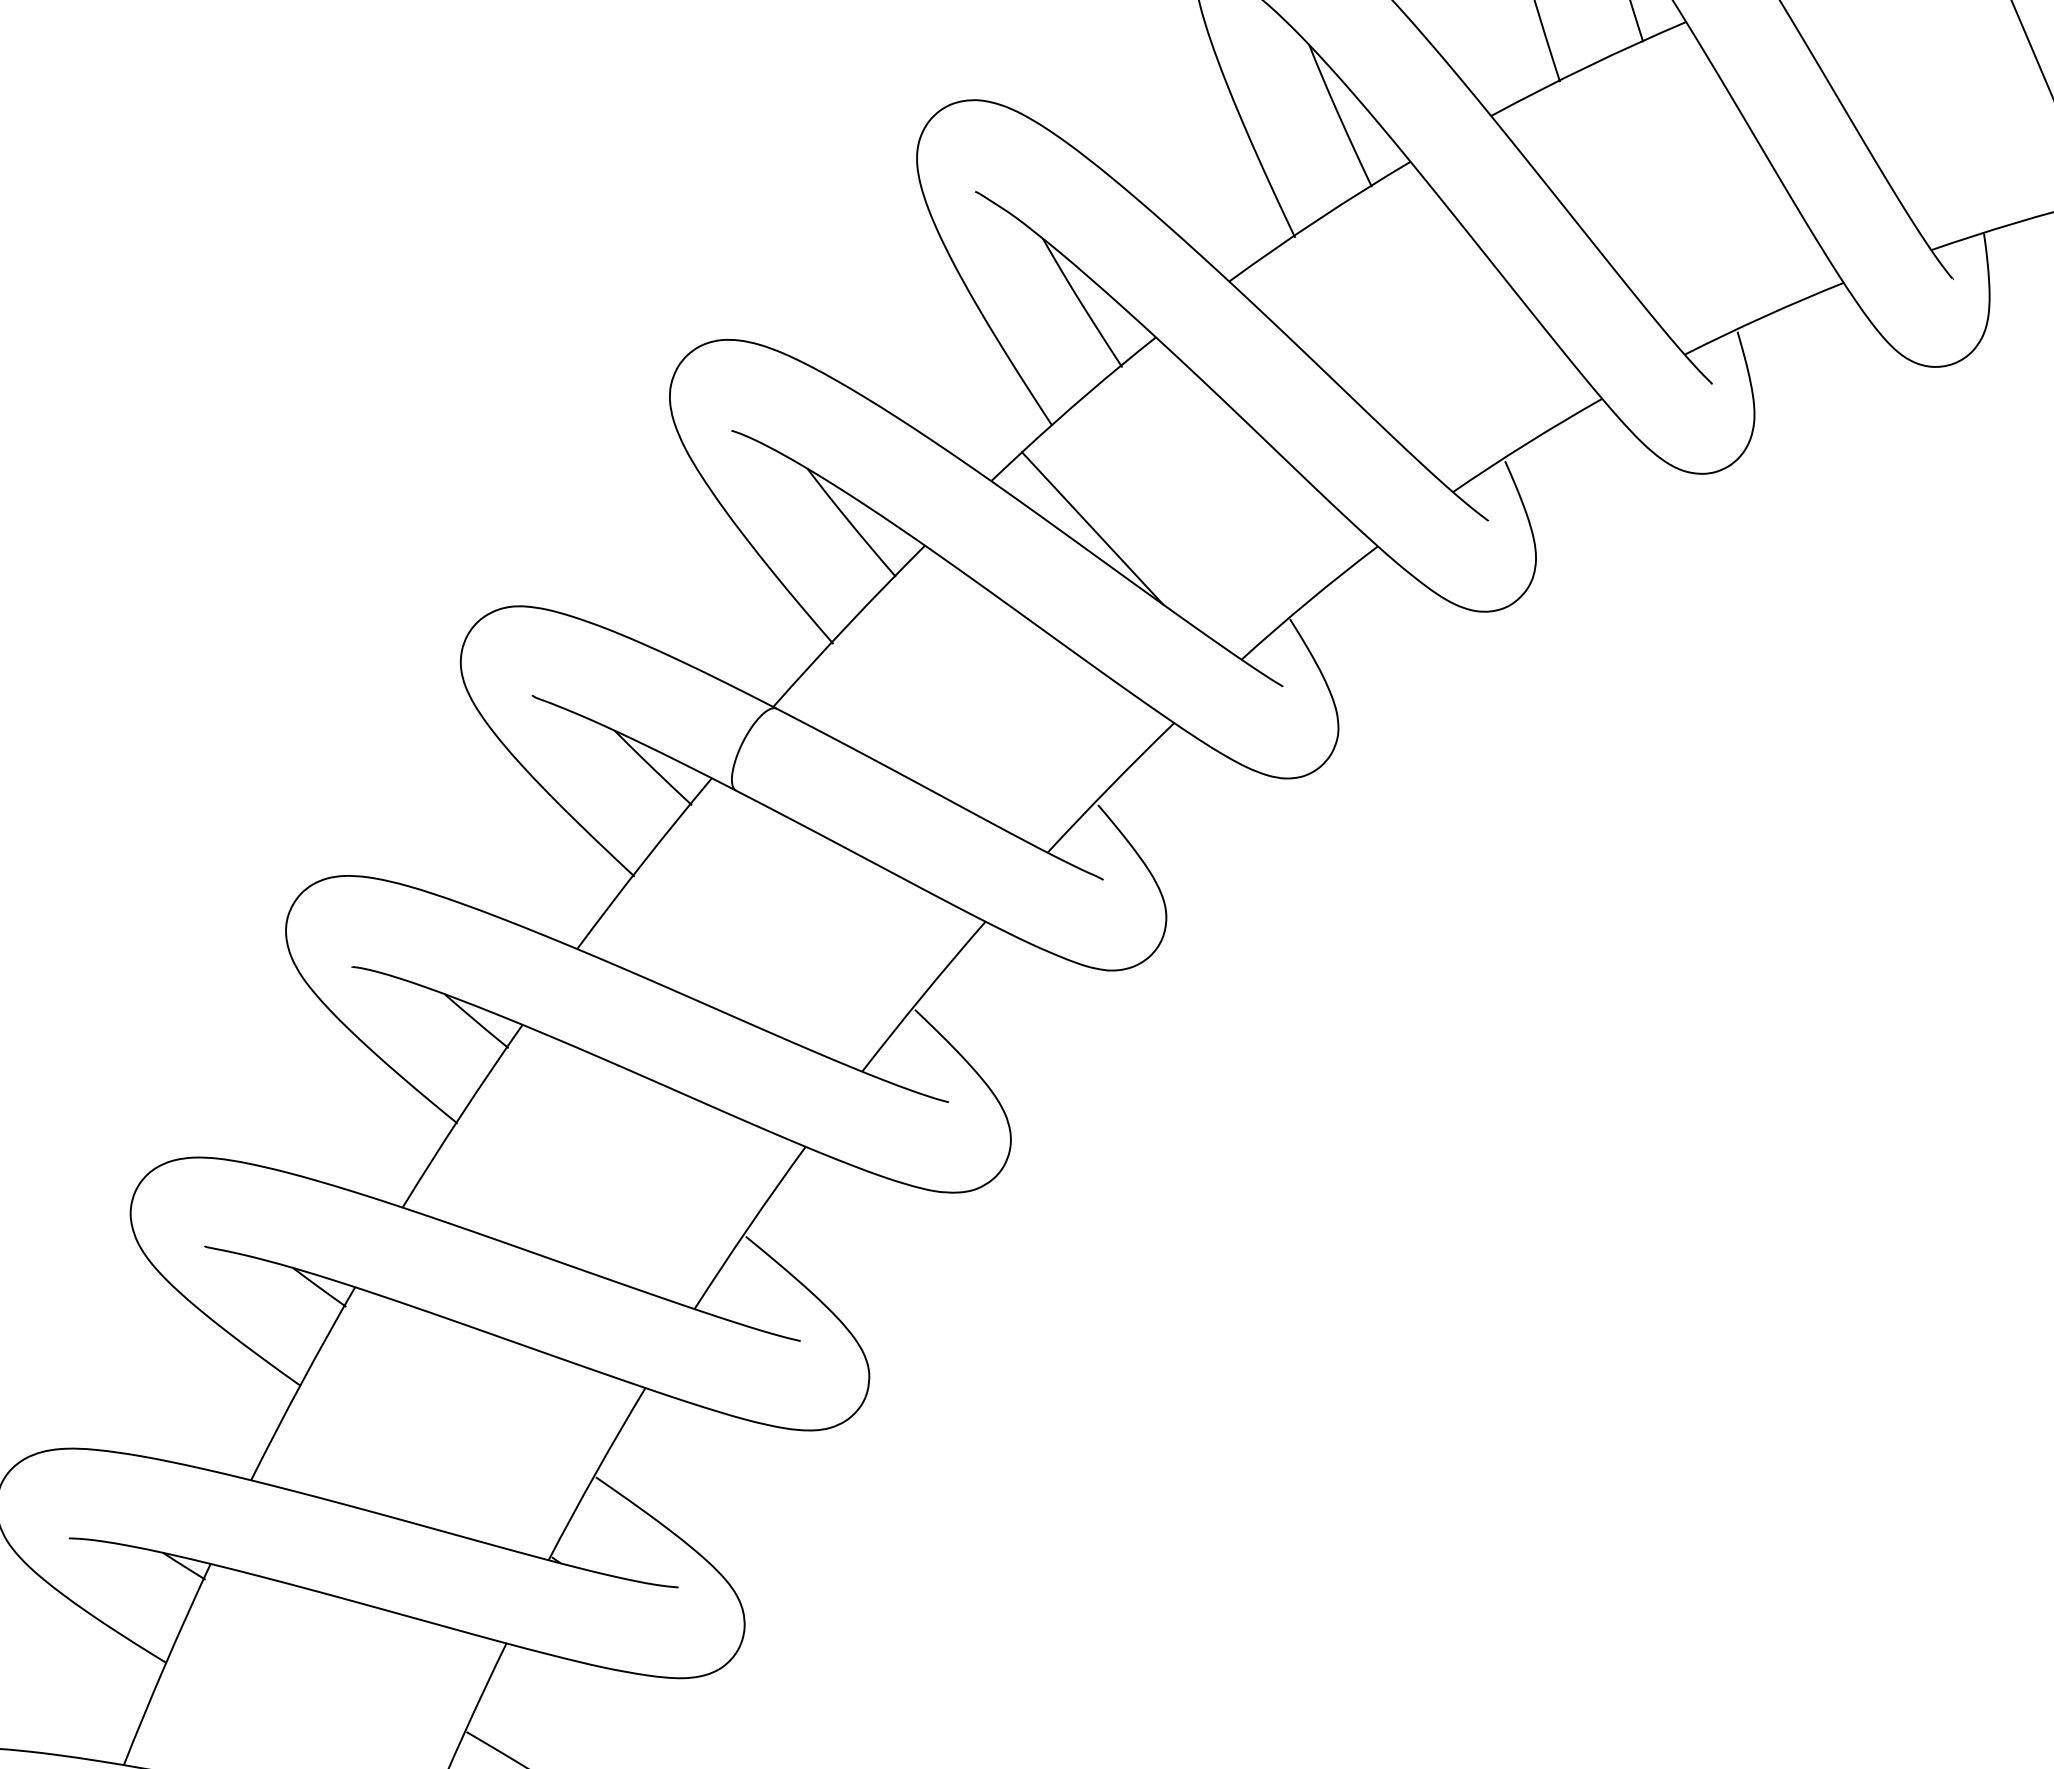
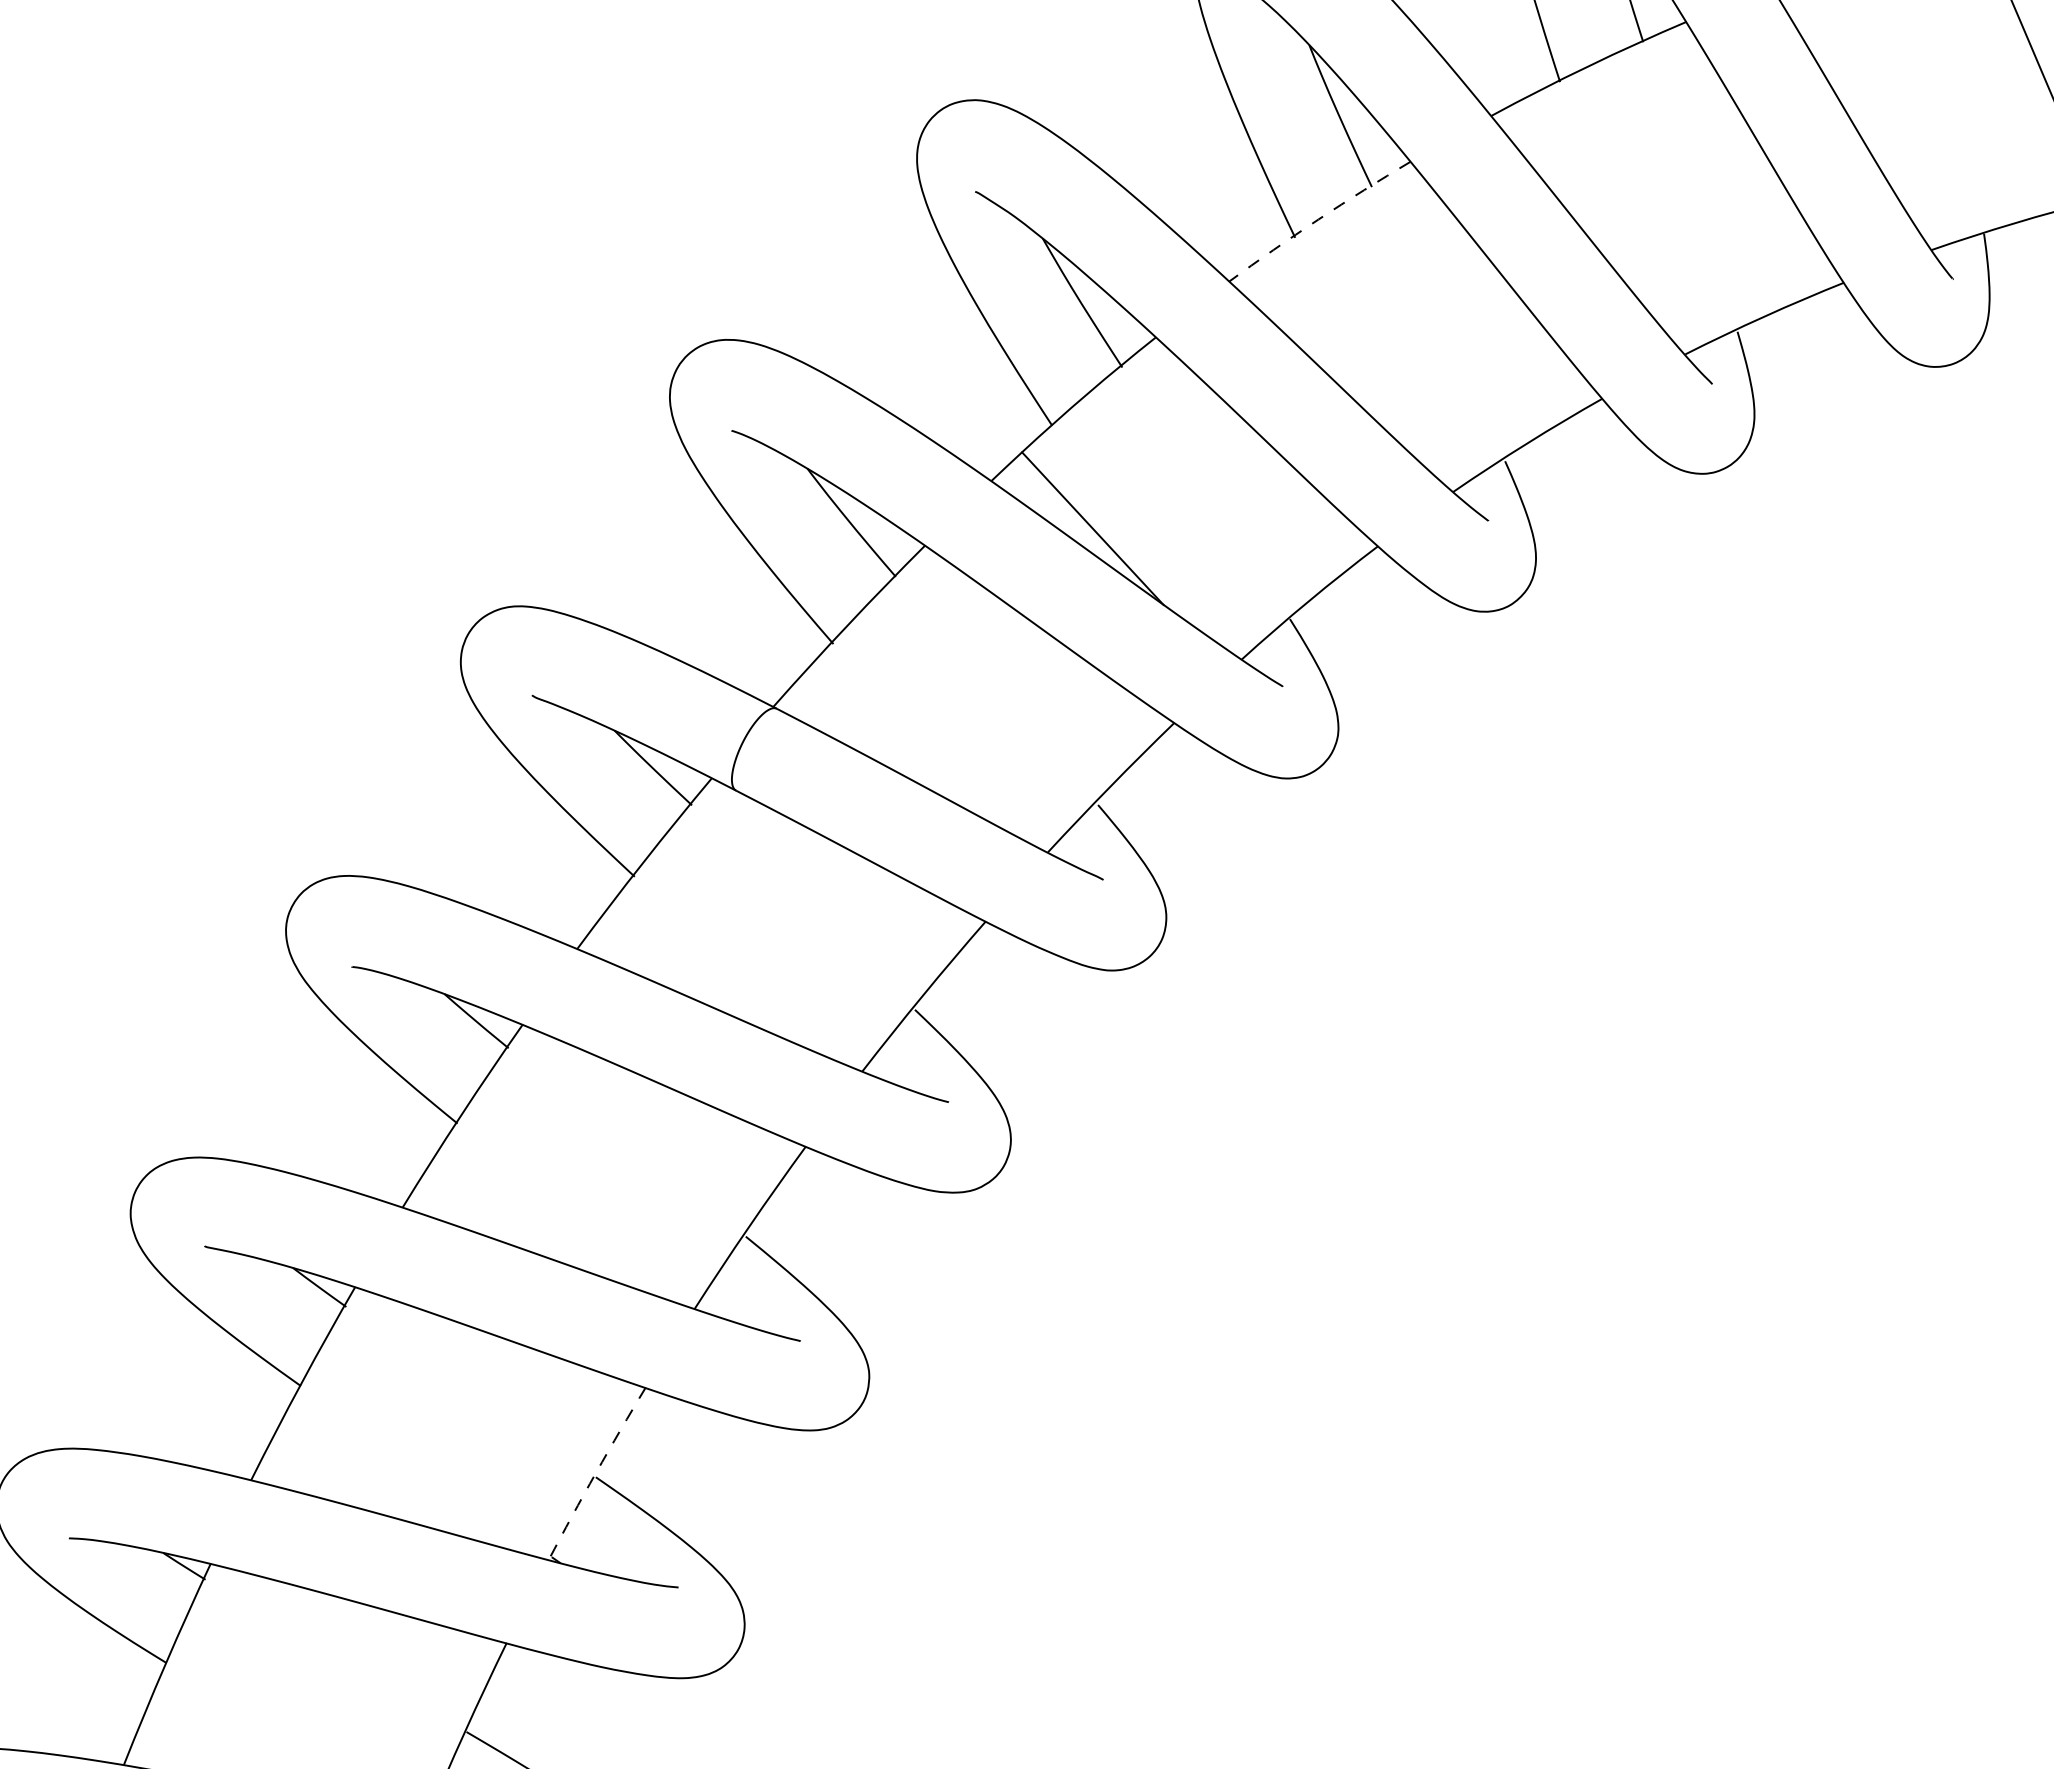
arc: solid -> dashed (1318, 219)
arc: solid -> dashed (595, 1473)
